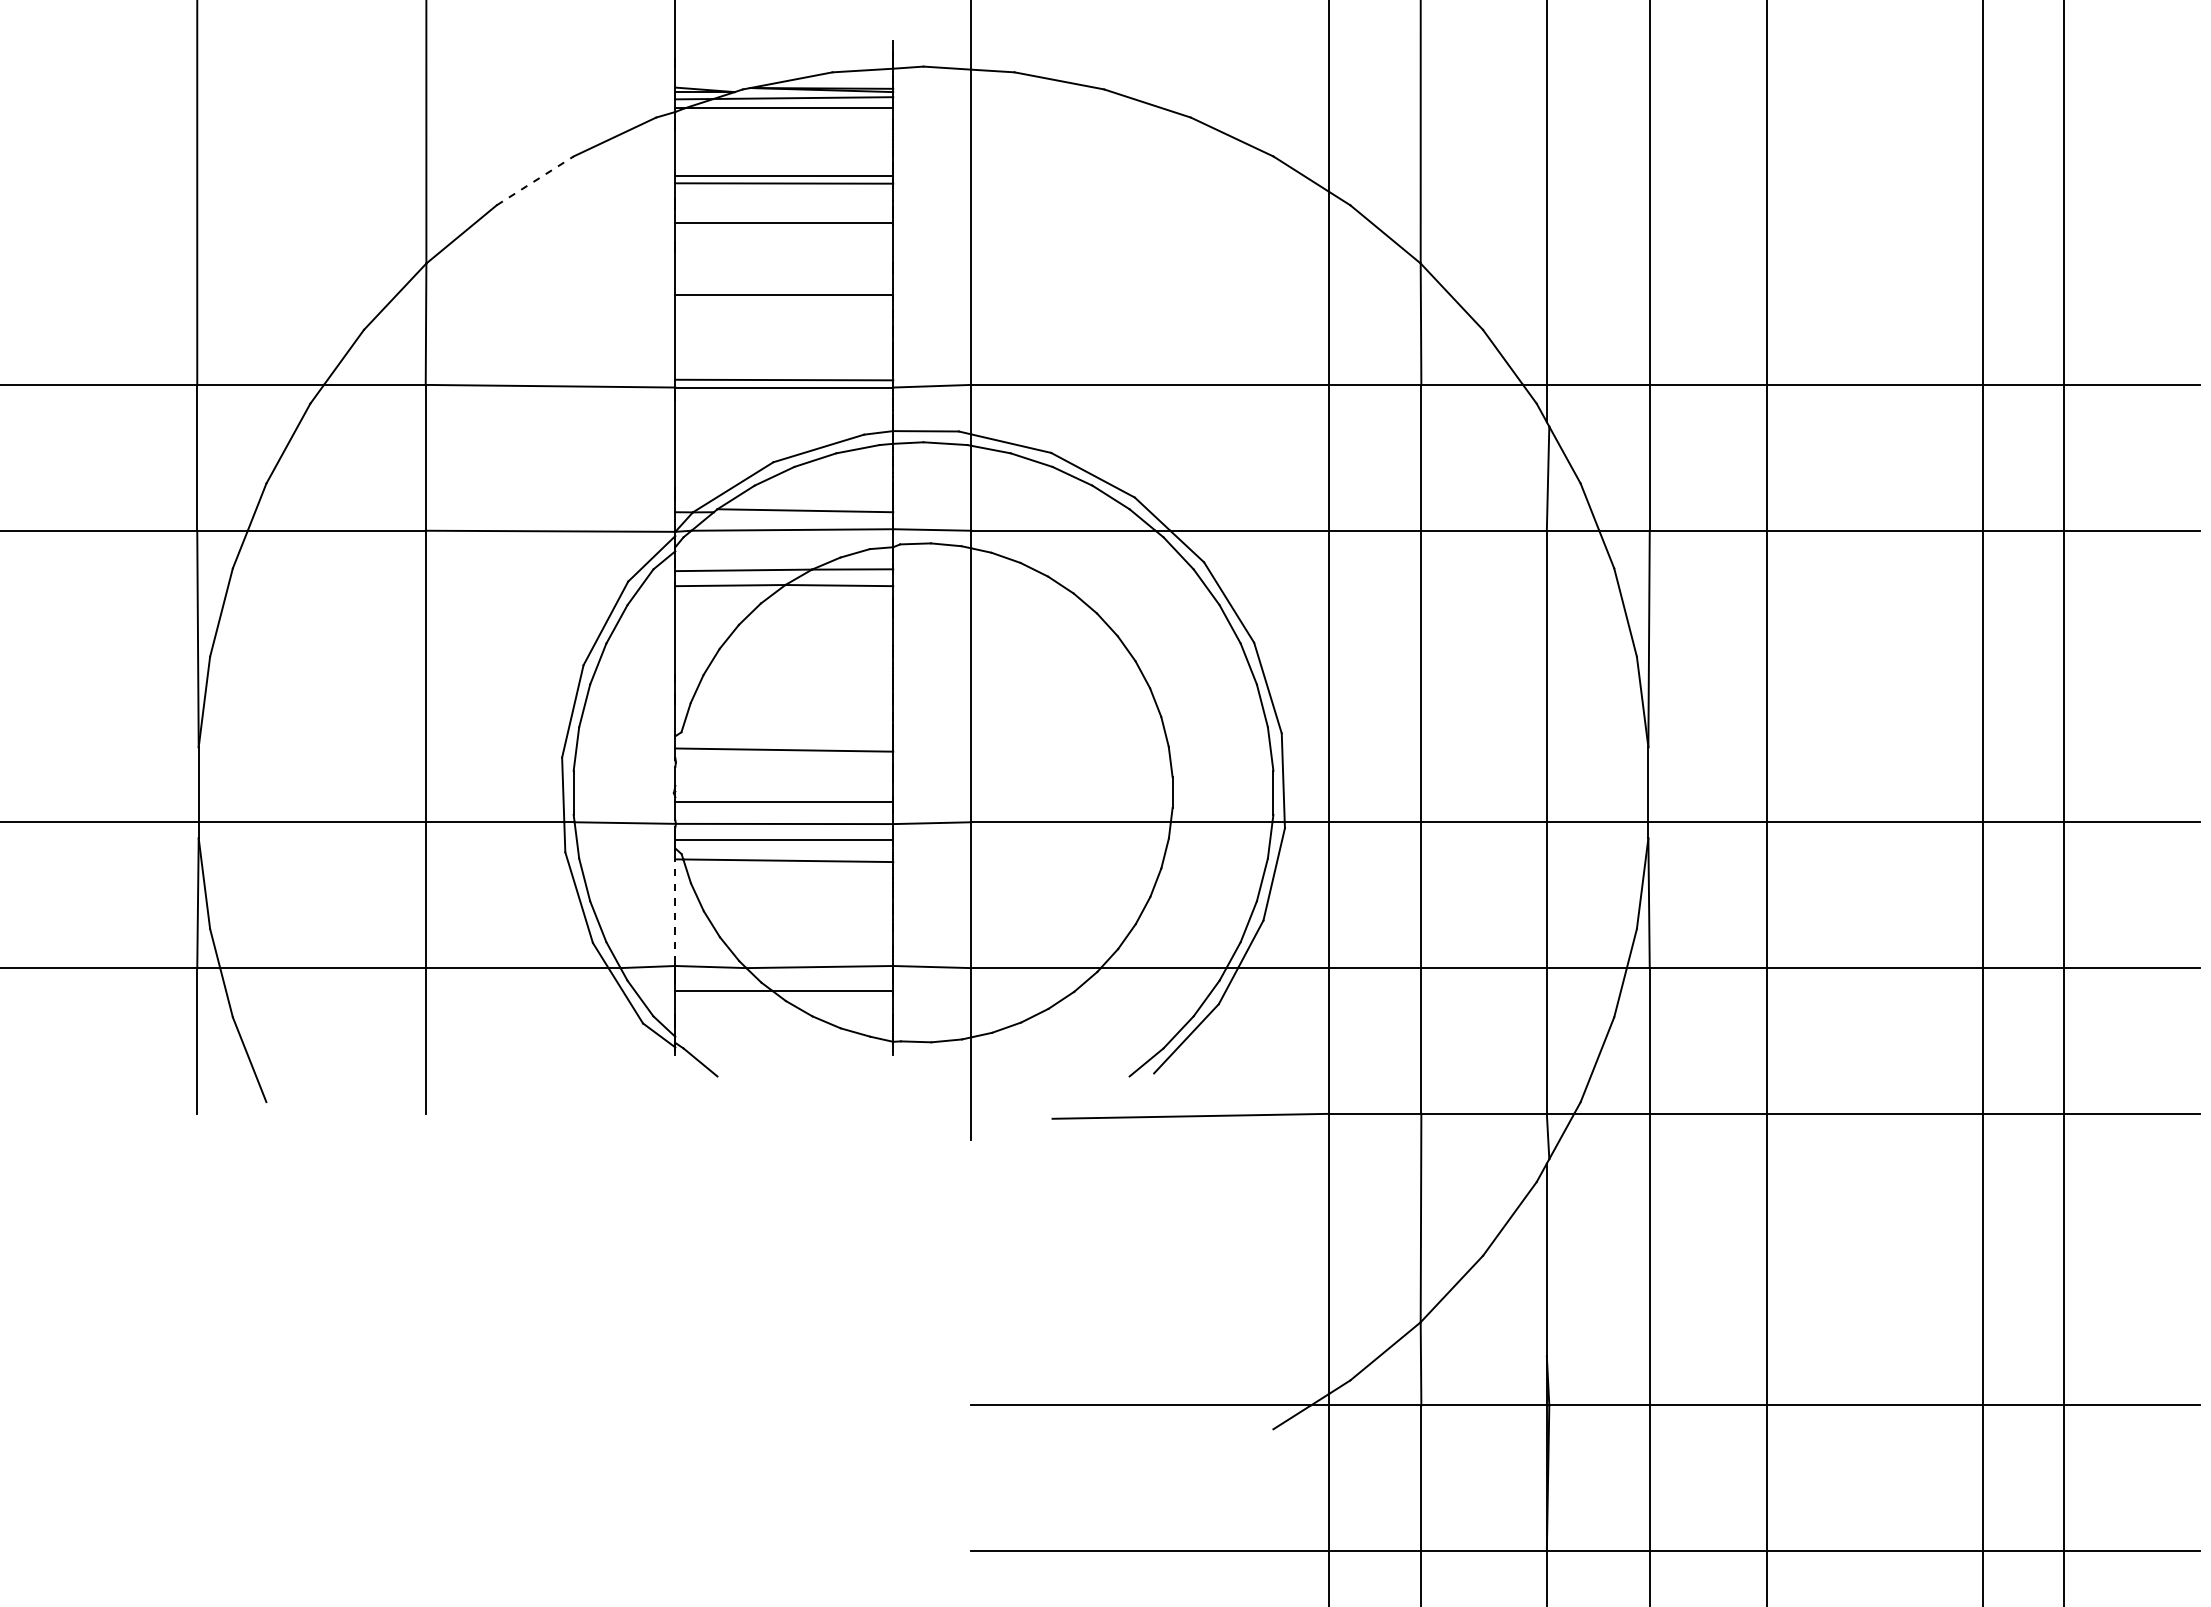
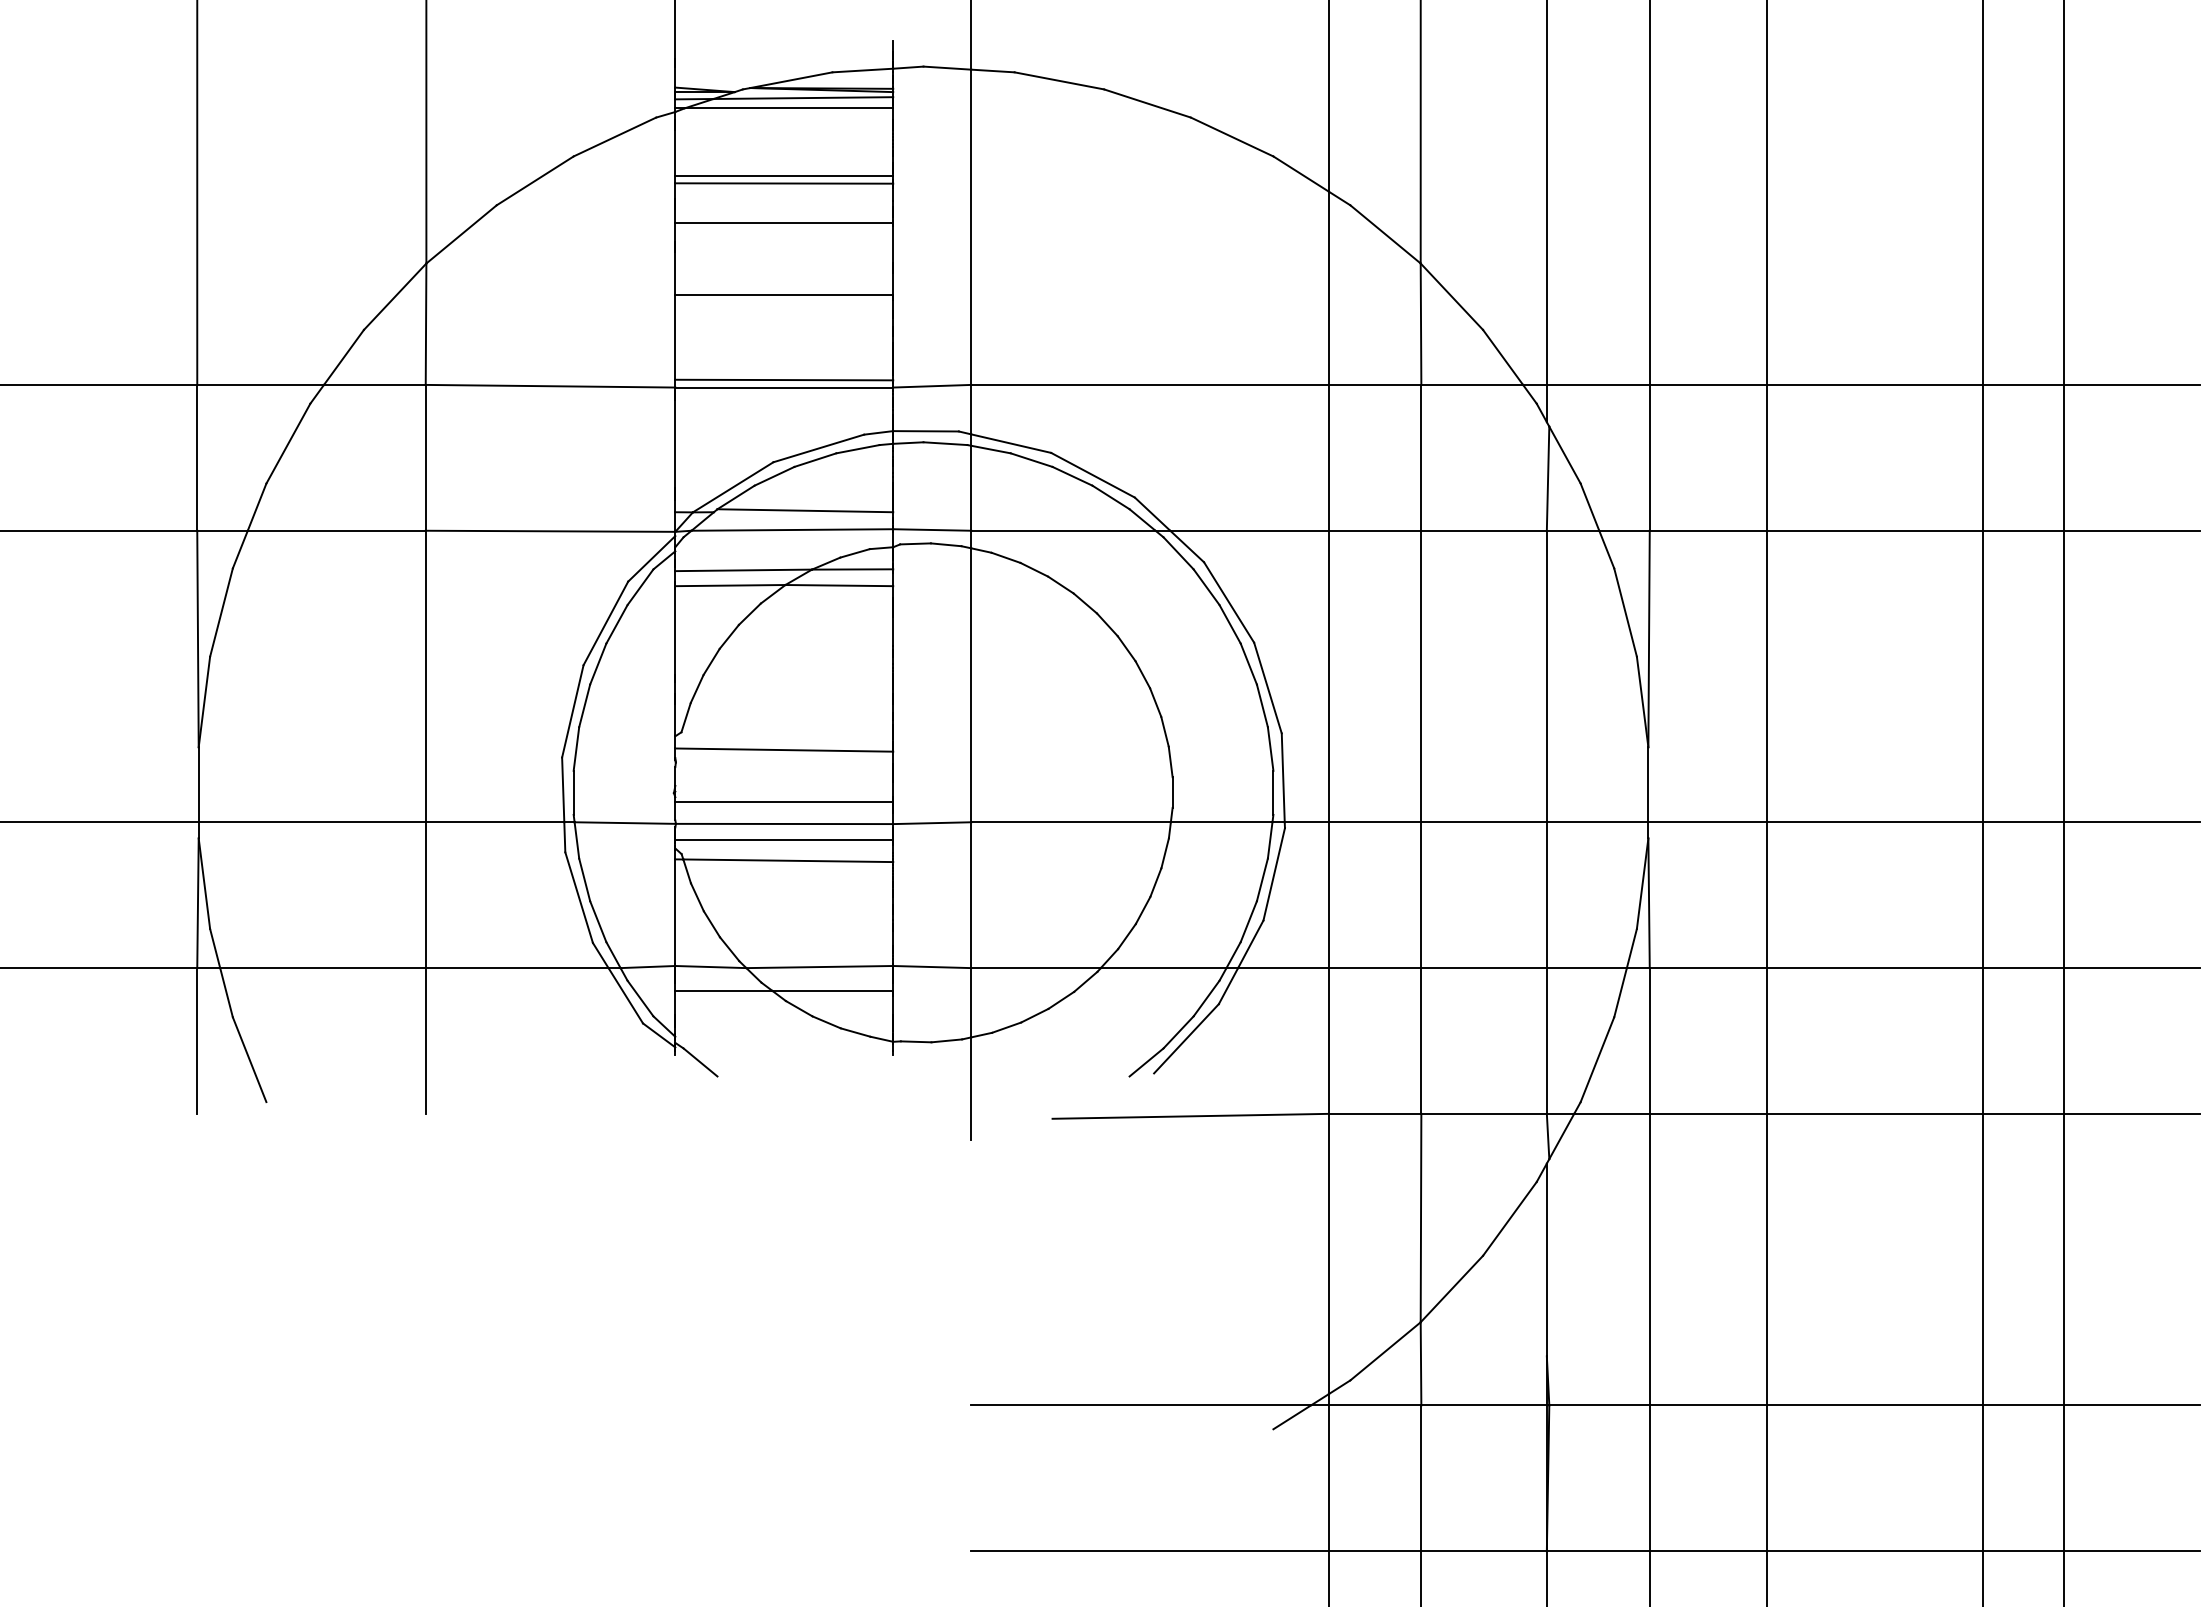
line: dashed -> solid (535, 180)
line: dashed -> solid (675, 911)
